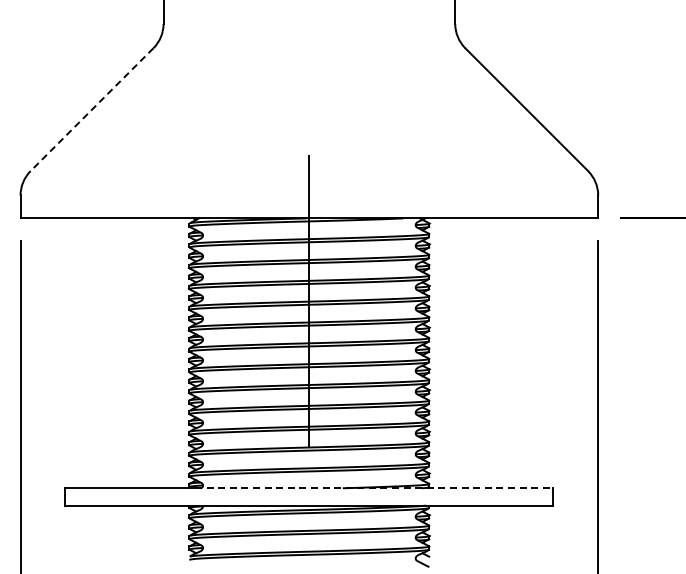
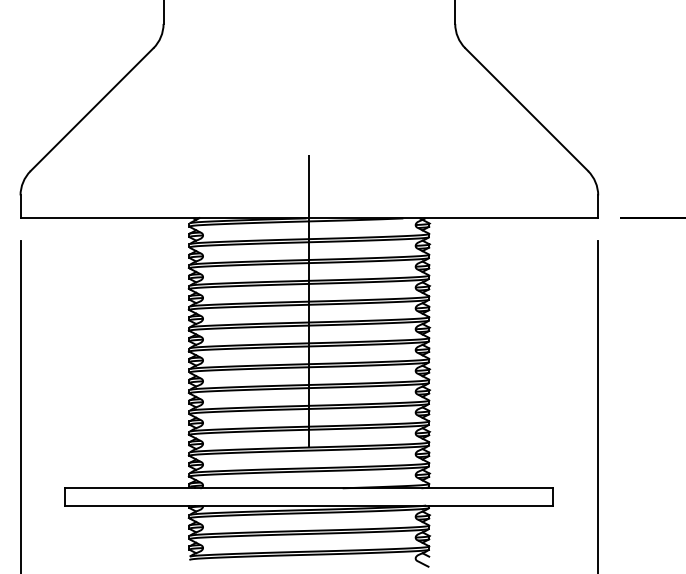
line: dashed -> solid (92, 109)
line: dashed -> solid (374, 488)
